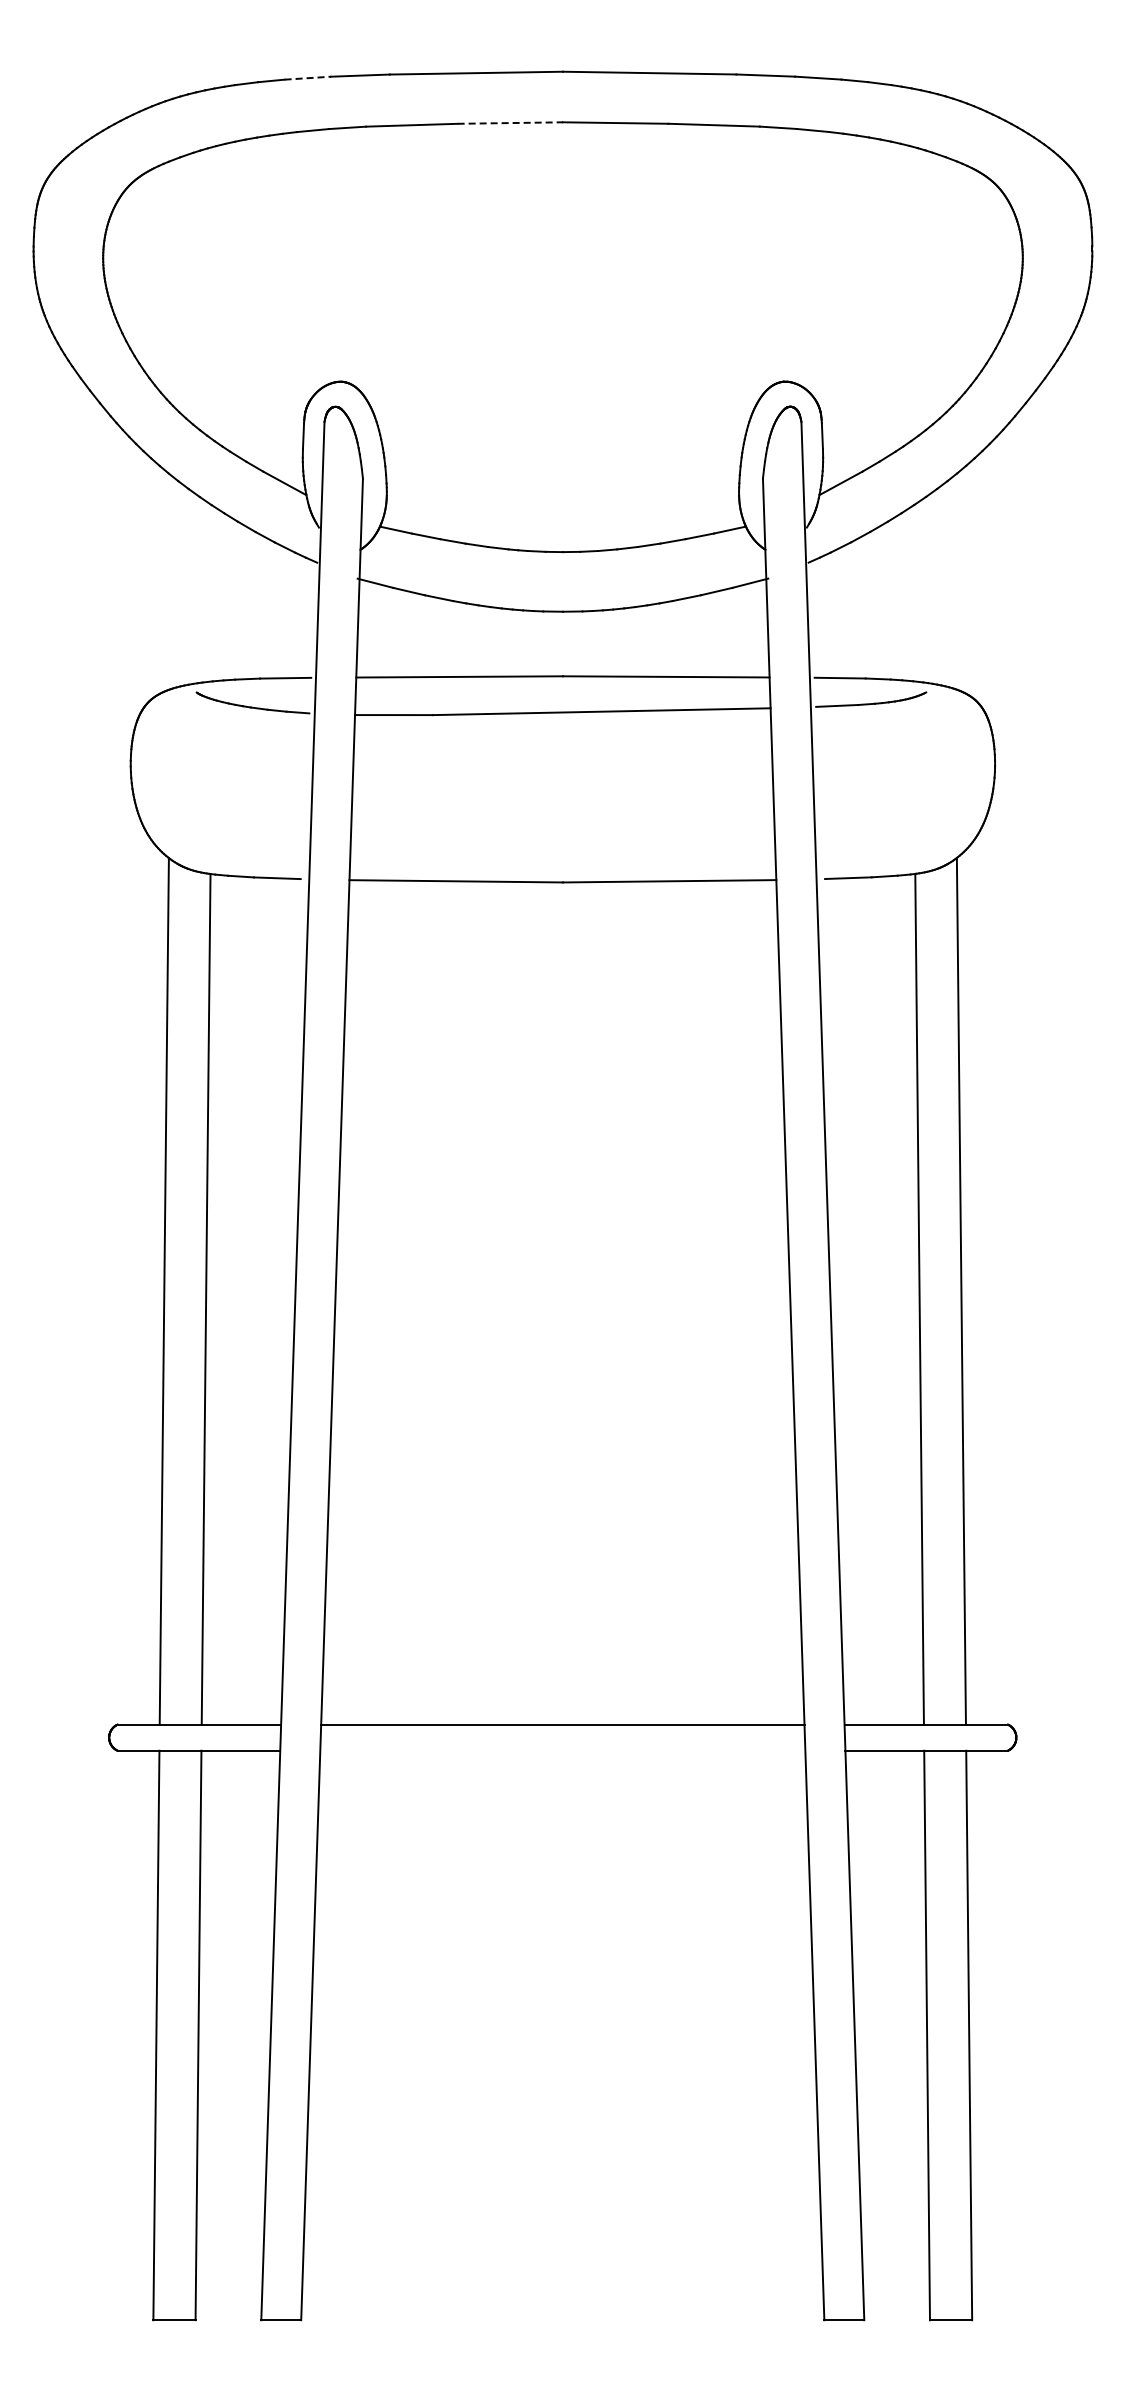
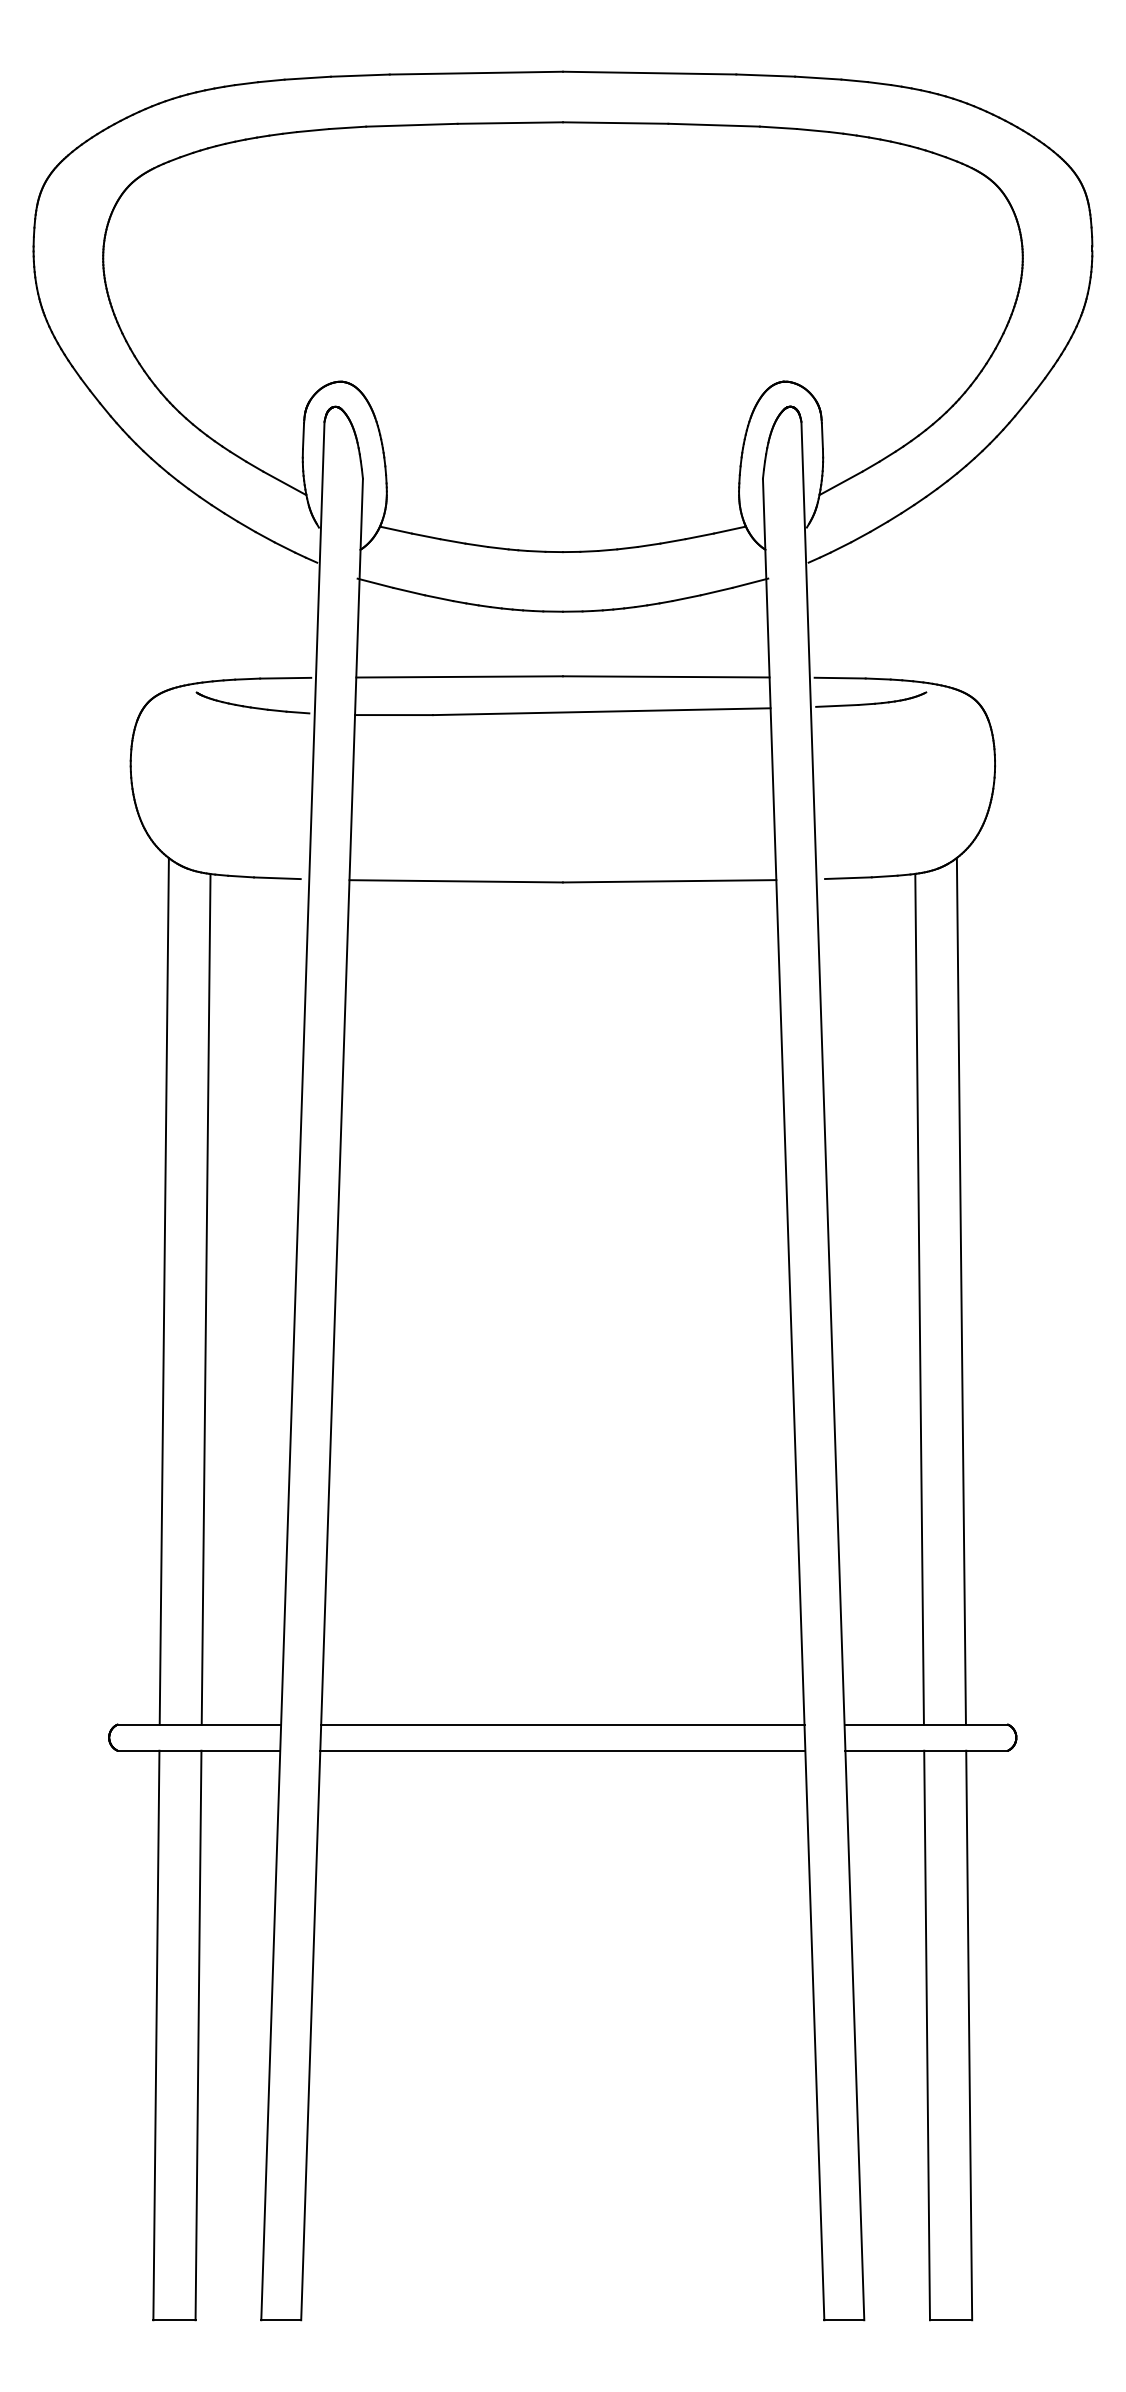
line: dashed -> solid (308, 78)
line: dashed -> solid (510, 123)
line: none -> present (562, 1750)
